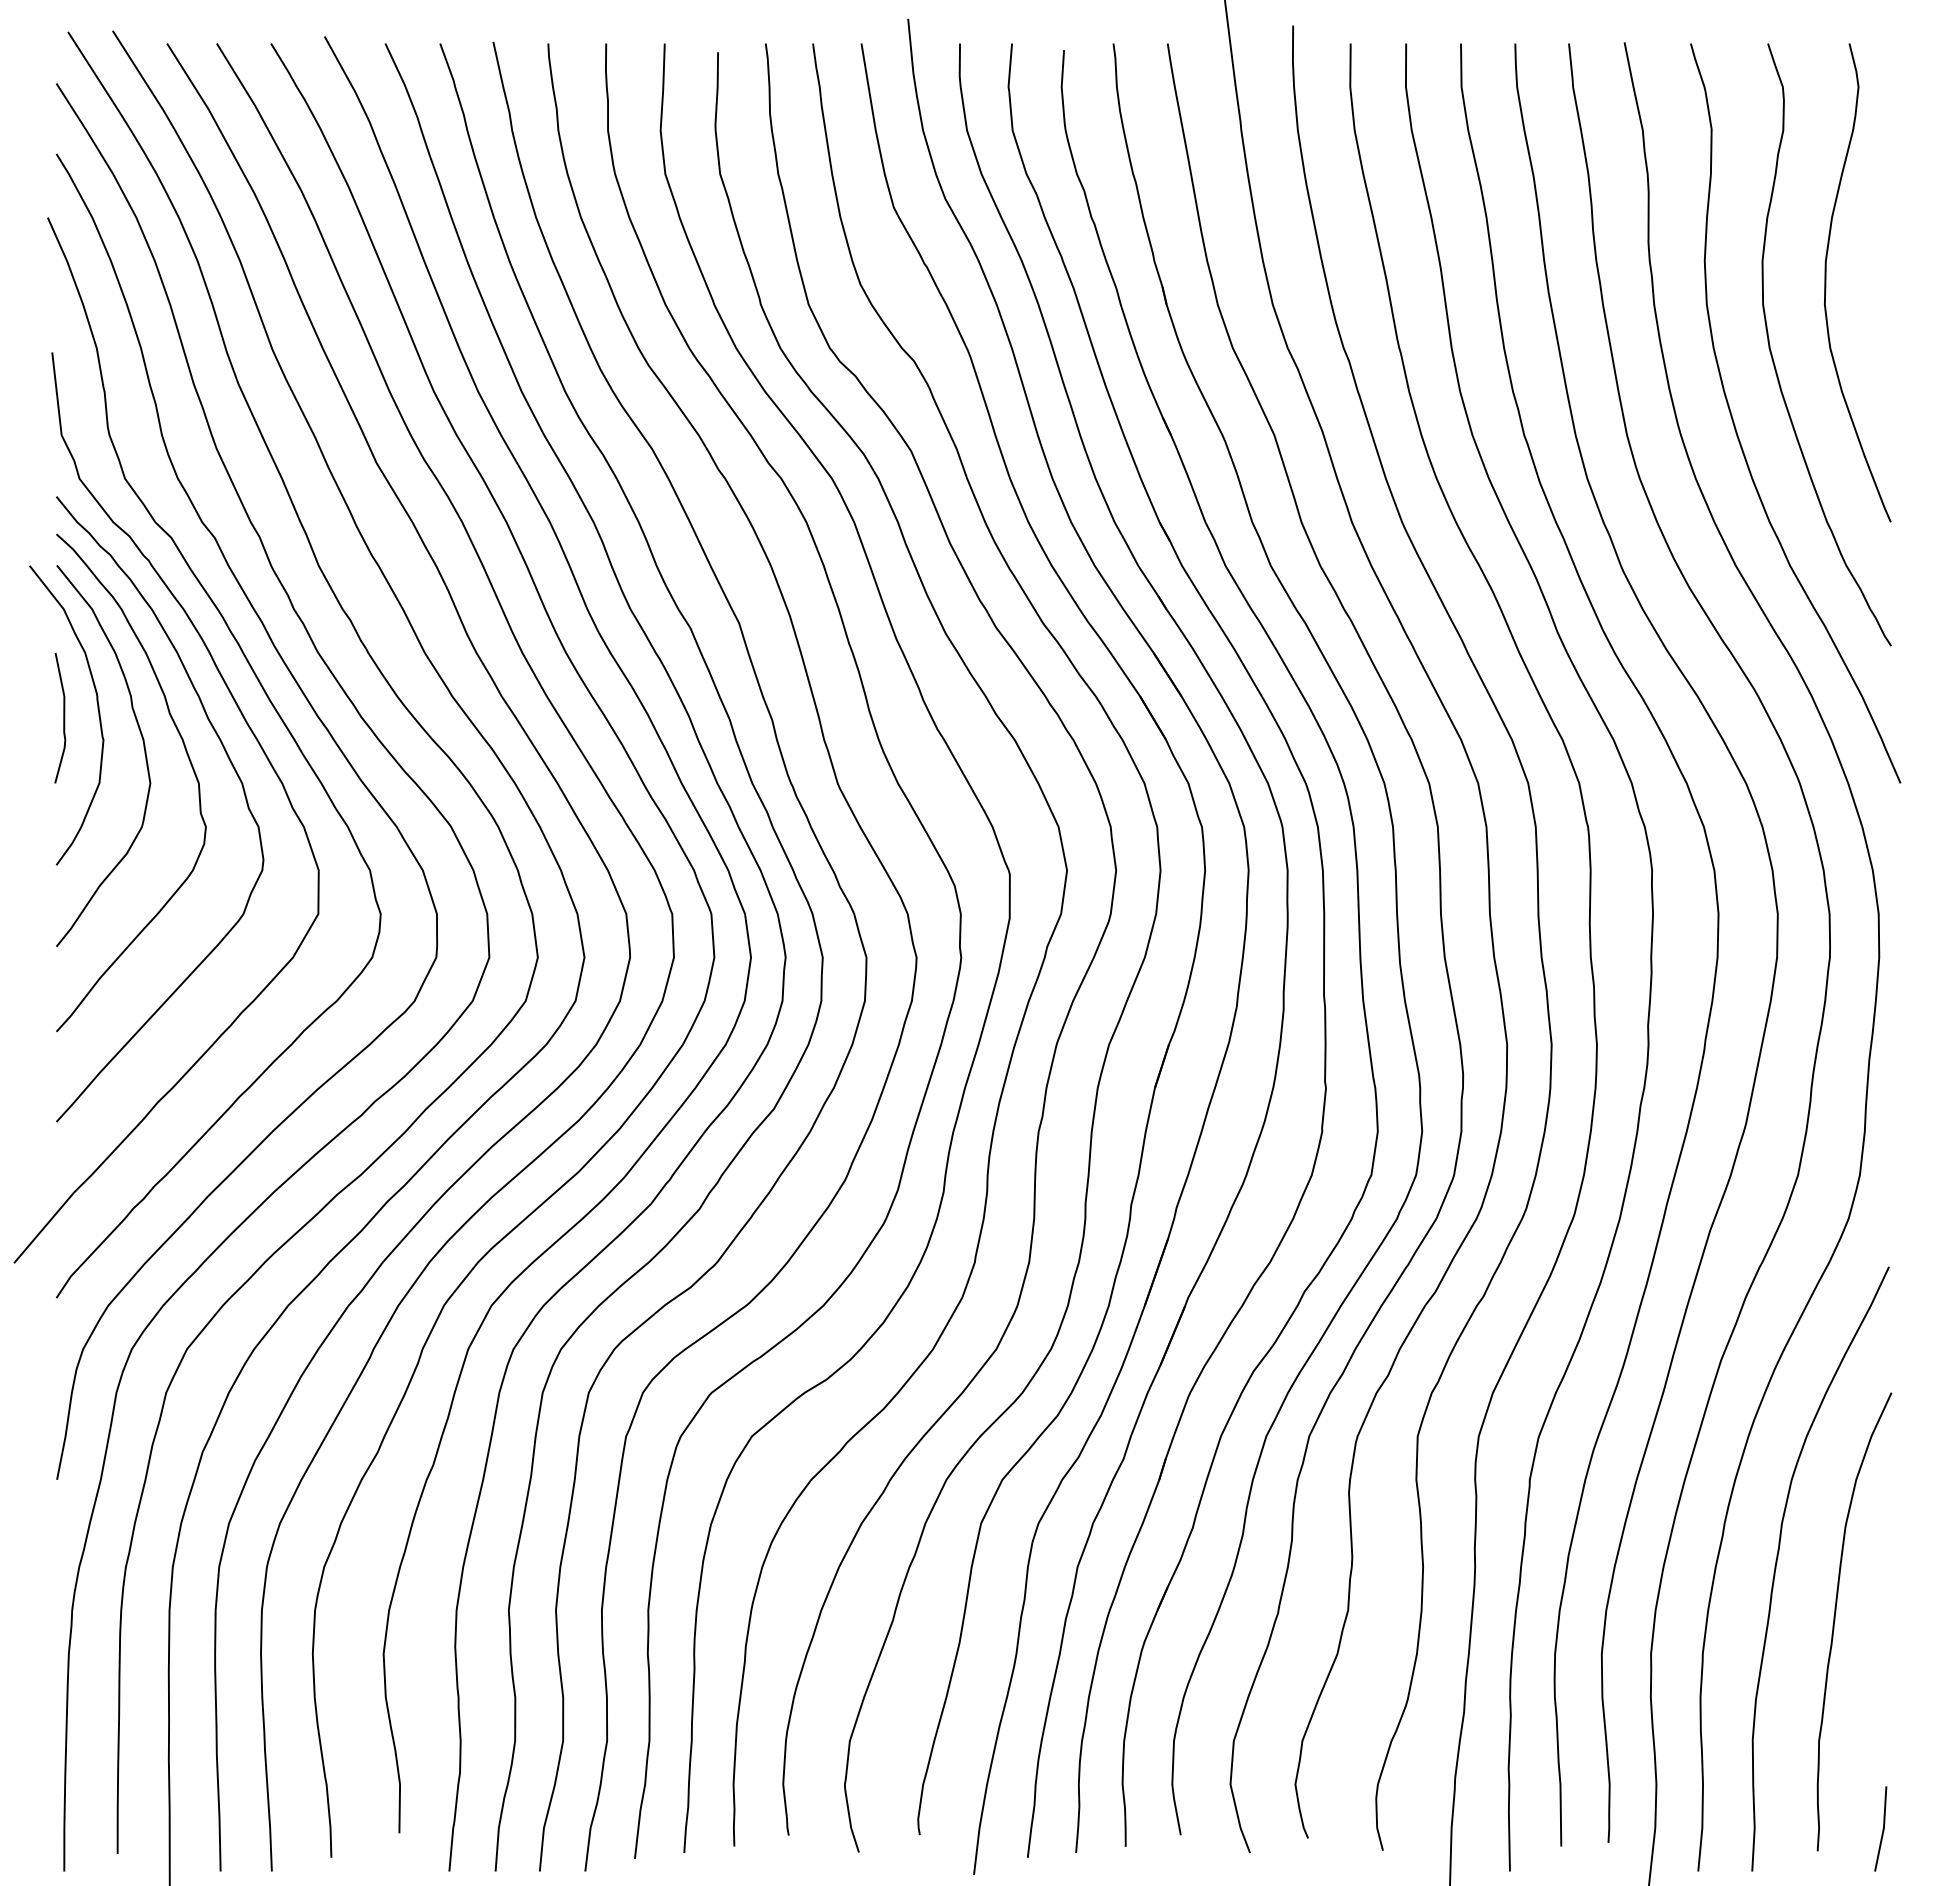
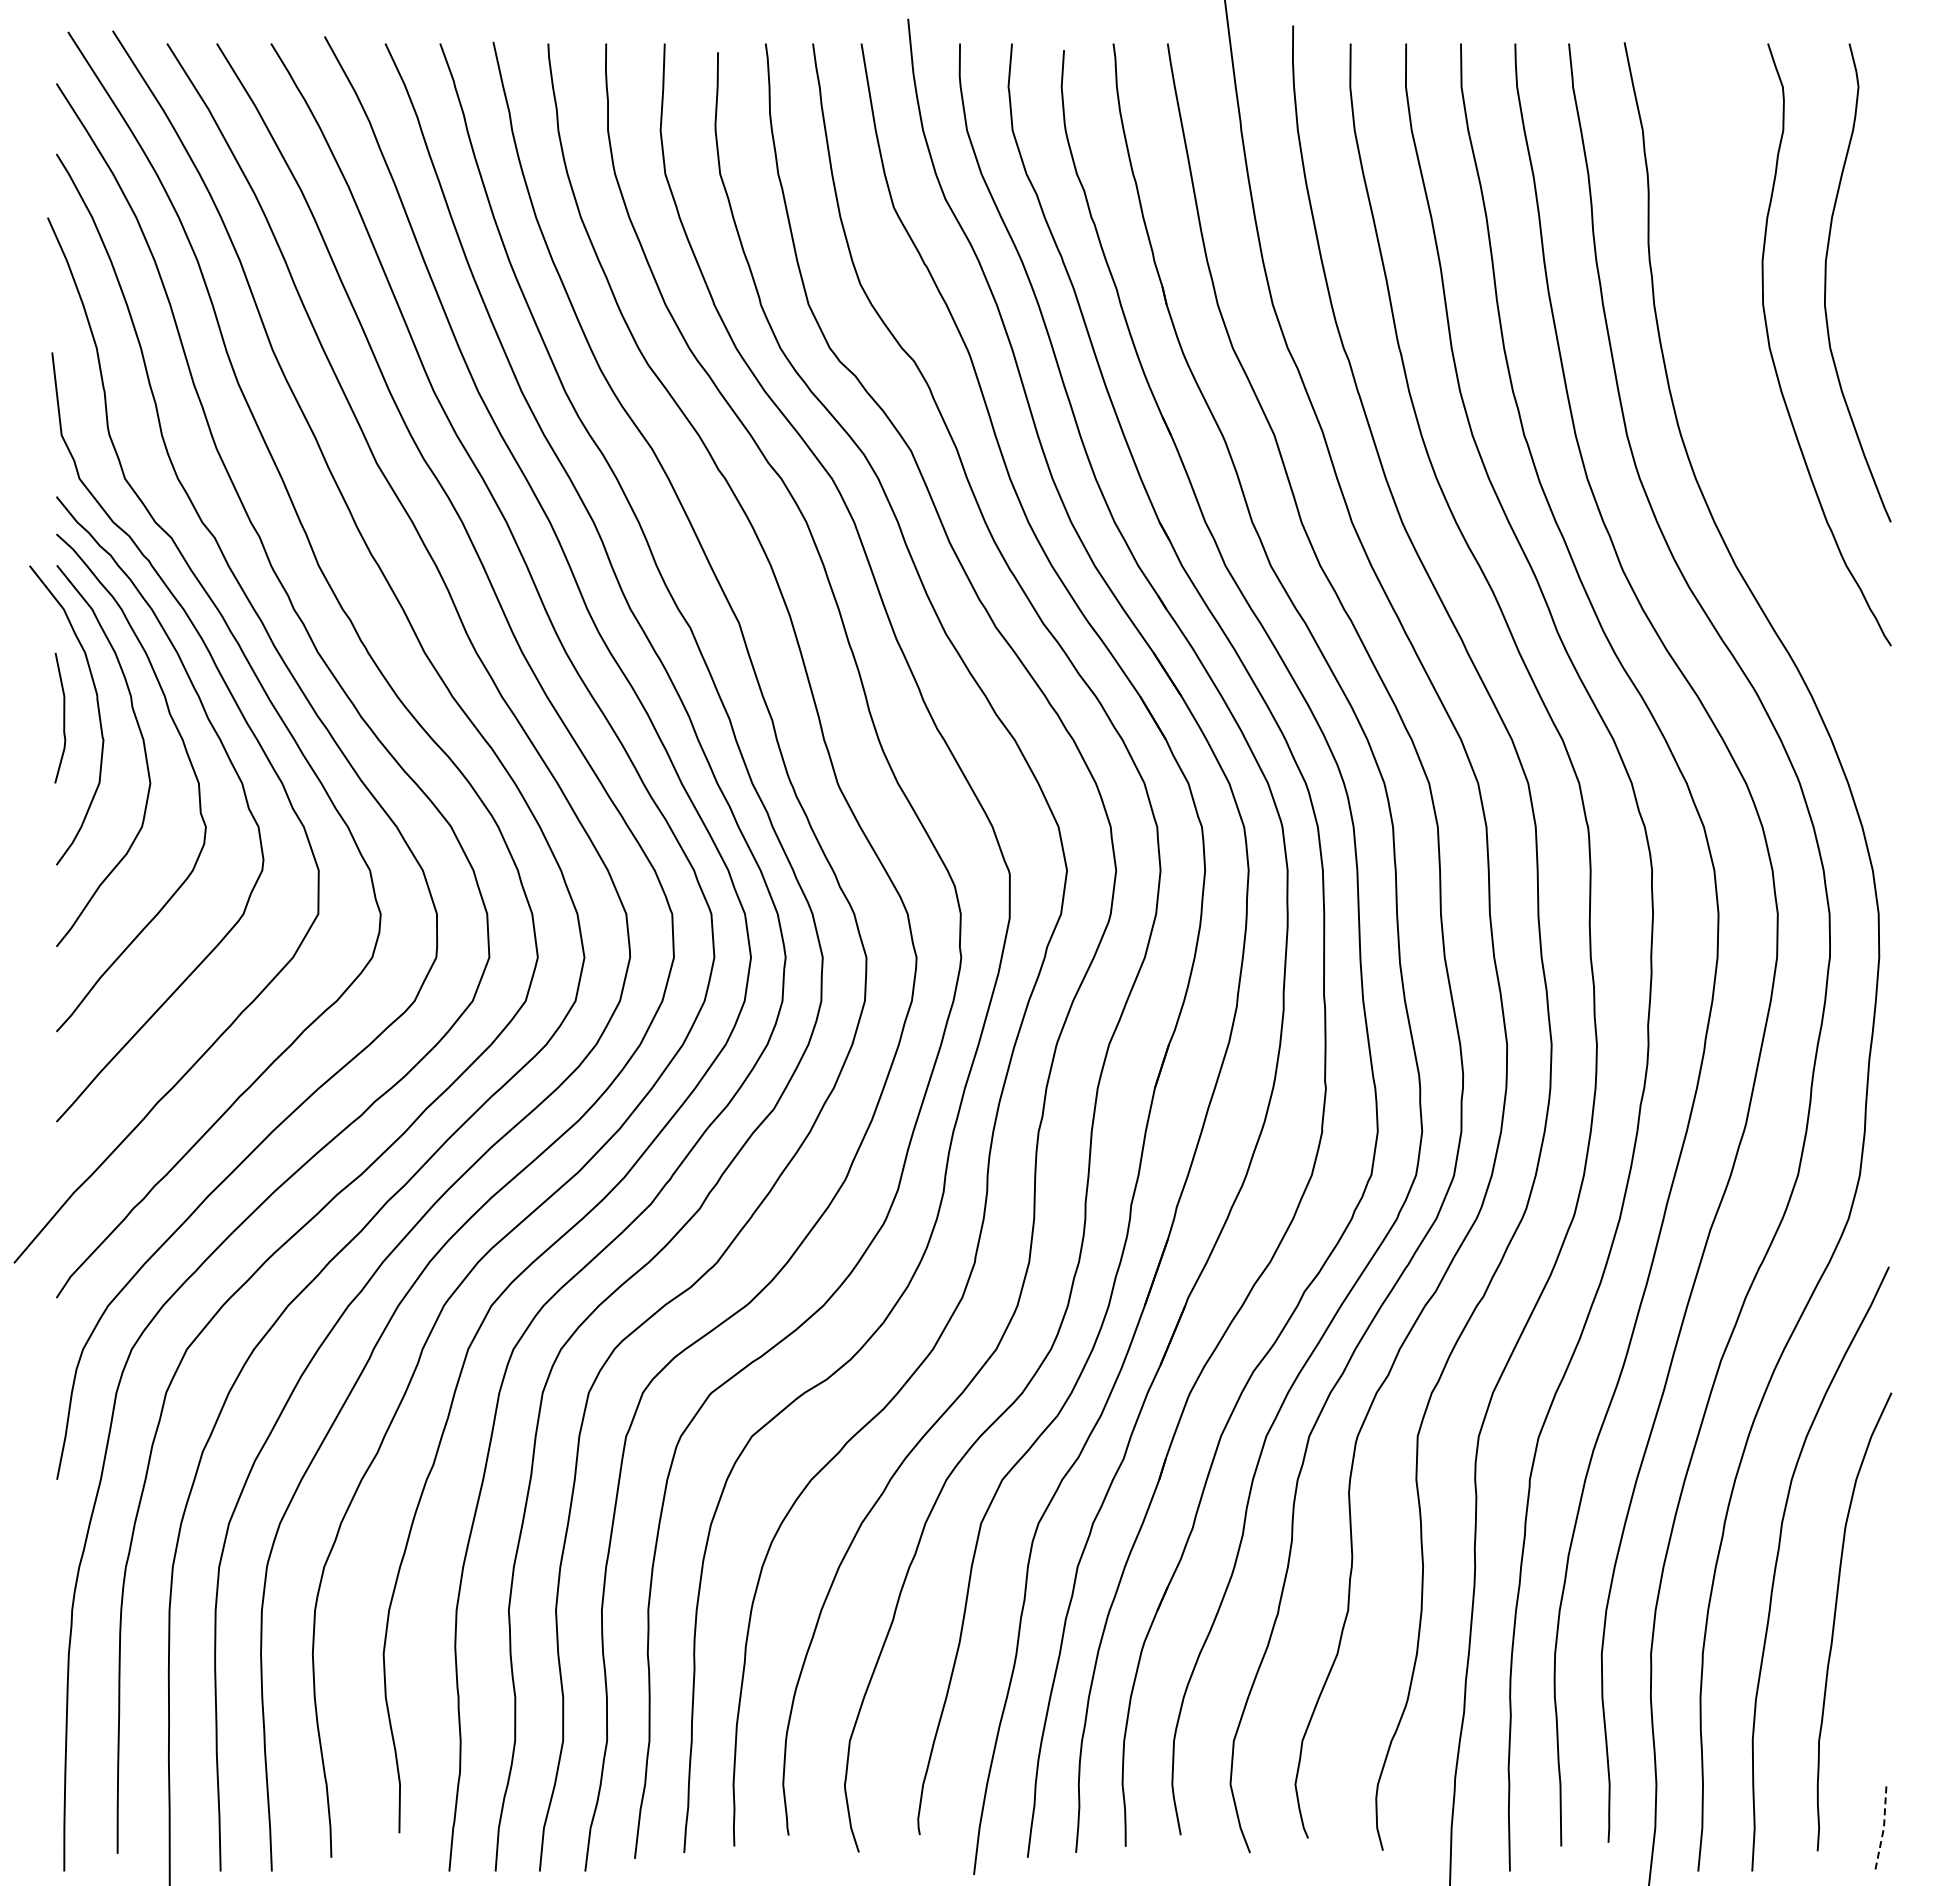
curve: present -> none (1737, 431)
line: solid -> dashed (1883, 1828)
